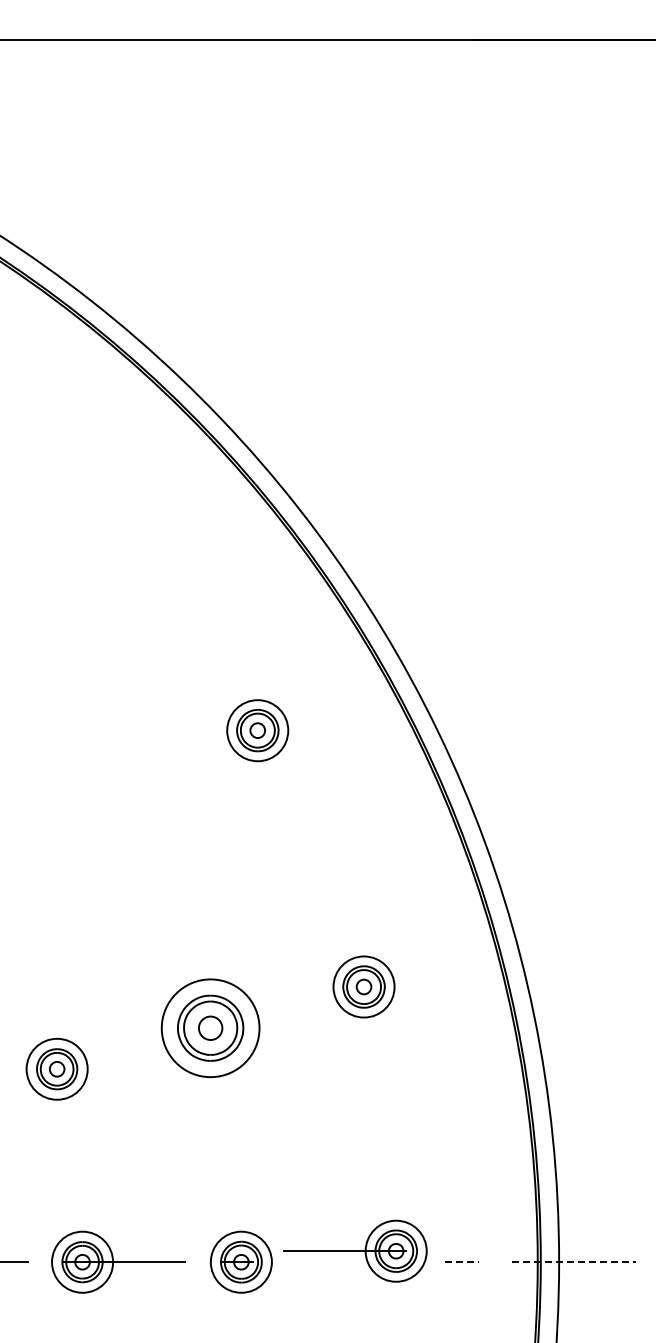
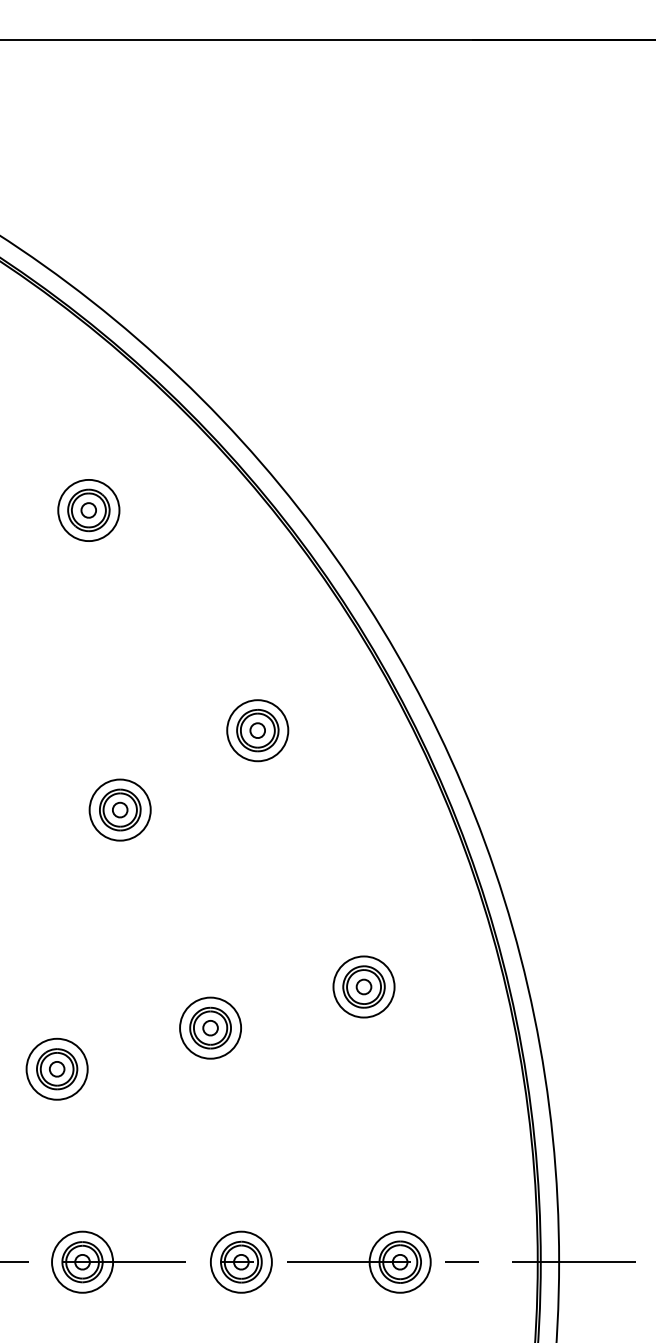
part: none -> present (88, 510)
part: none -> present (119, 809)
part size: 101x100 px -> 63x64 px (210, 1027)
part position: (355, 1250) -> (359, 1261) (359, 1261)
line: dashed -> solid (461, 1262)
line: dashed -> solid (574, 1262)
